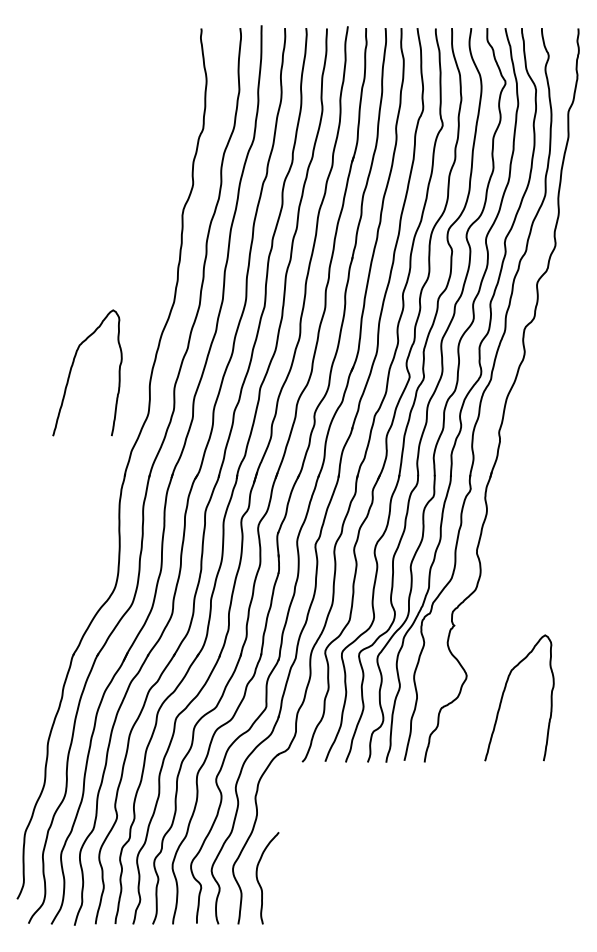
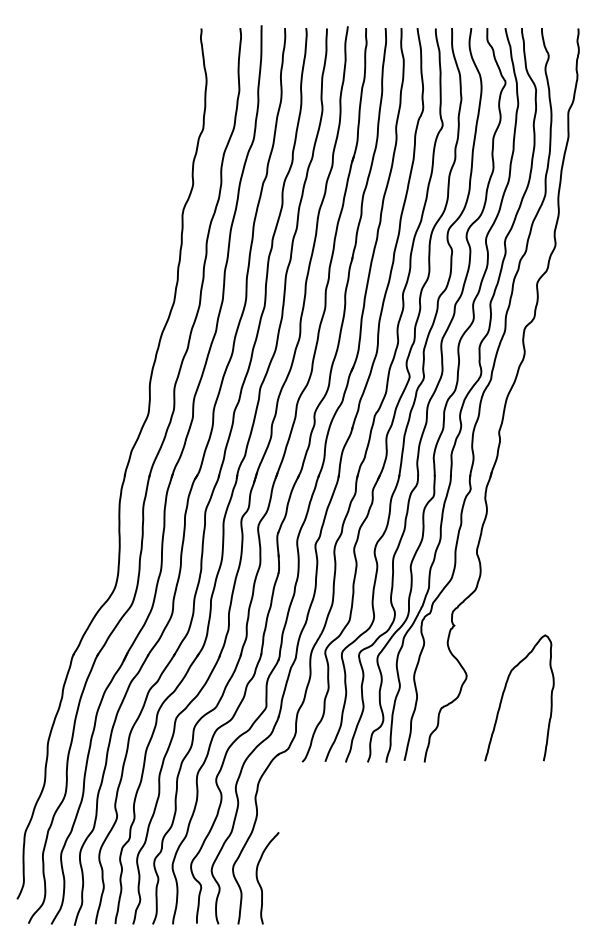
curve: present -> none (73, 365)
